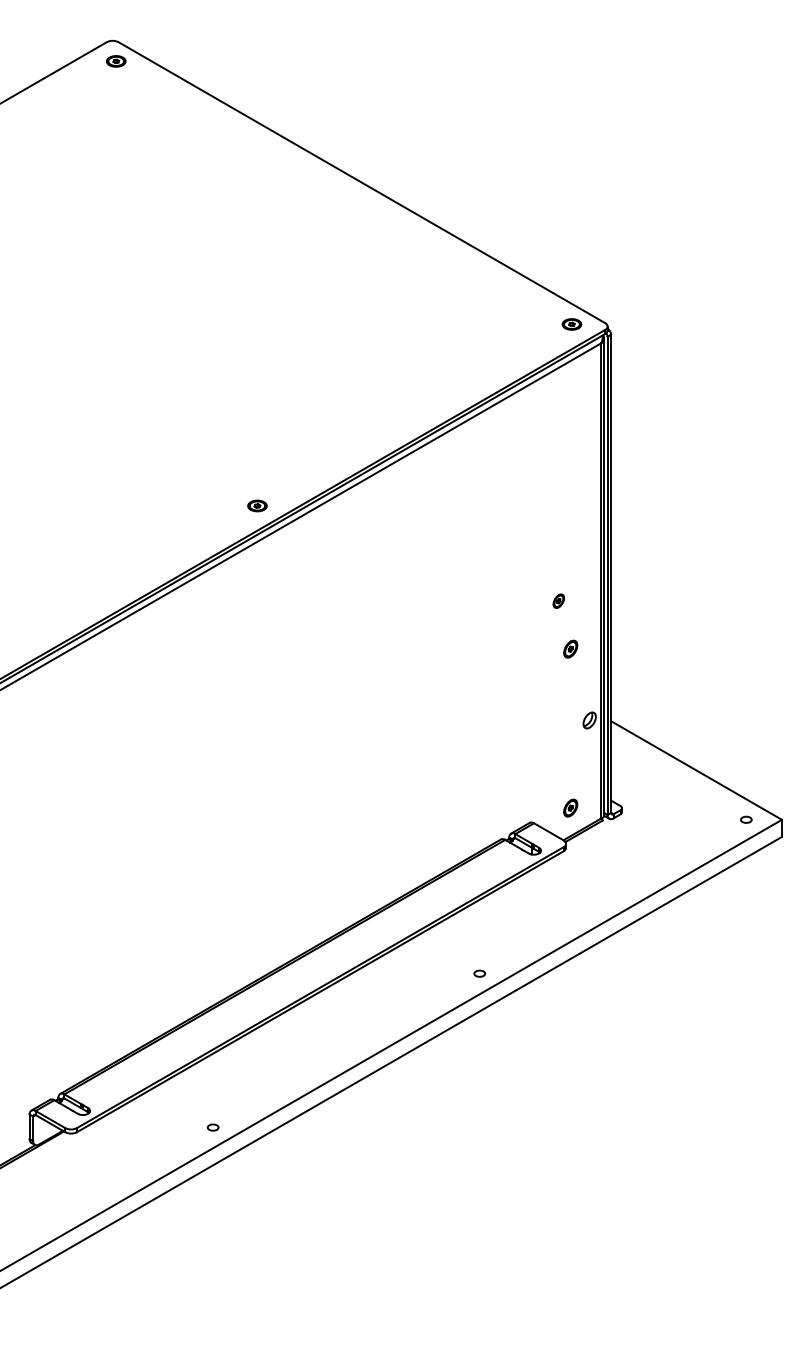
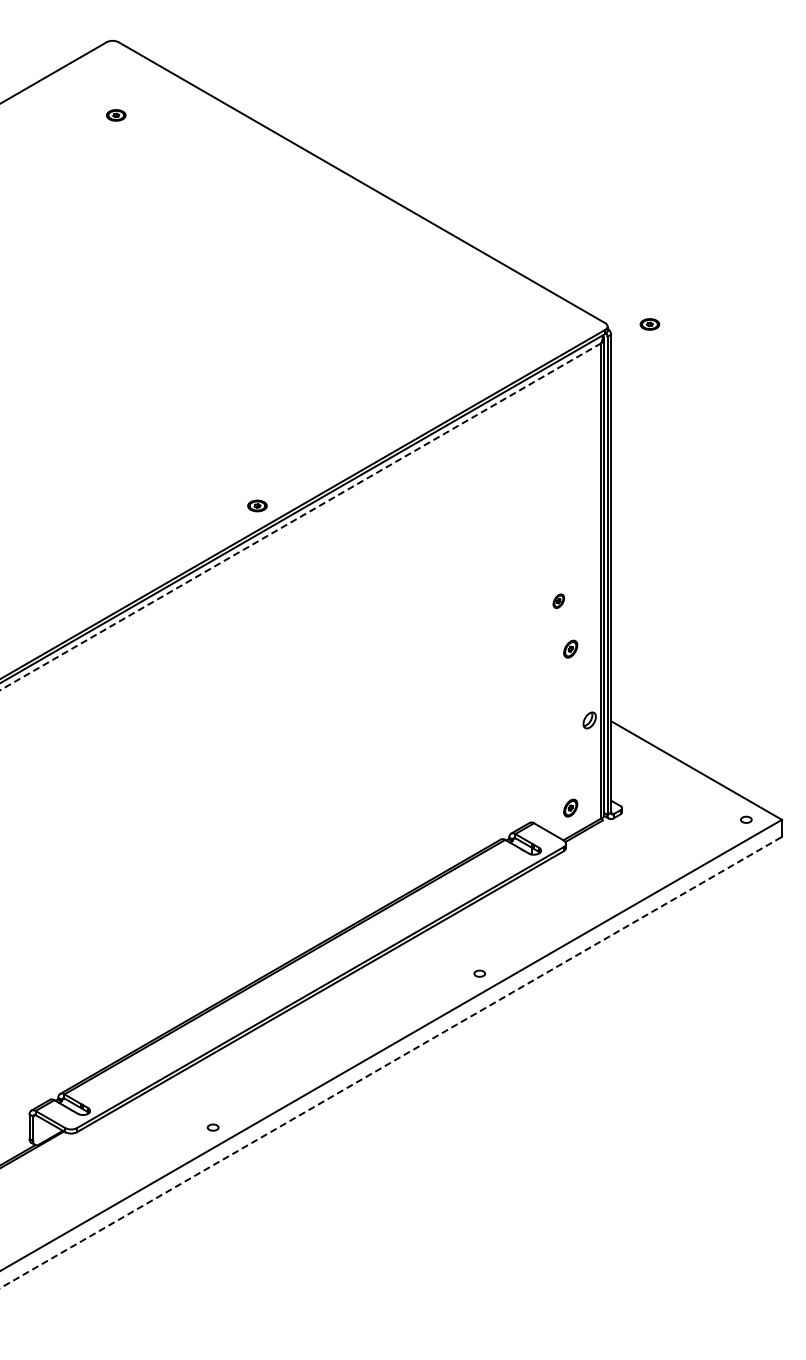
part position: (116, 61) -> (116, 115) (116, 115)
part position: (571, 324) -> (649, 324) (649, 324)
line: solid -> dashed (300, 516)
line: solid -> dashed (391, 1062)
